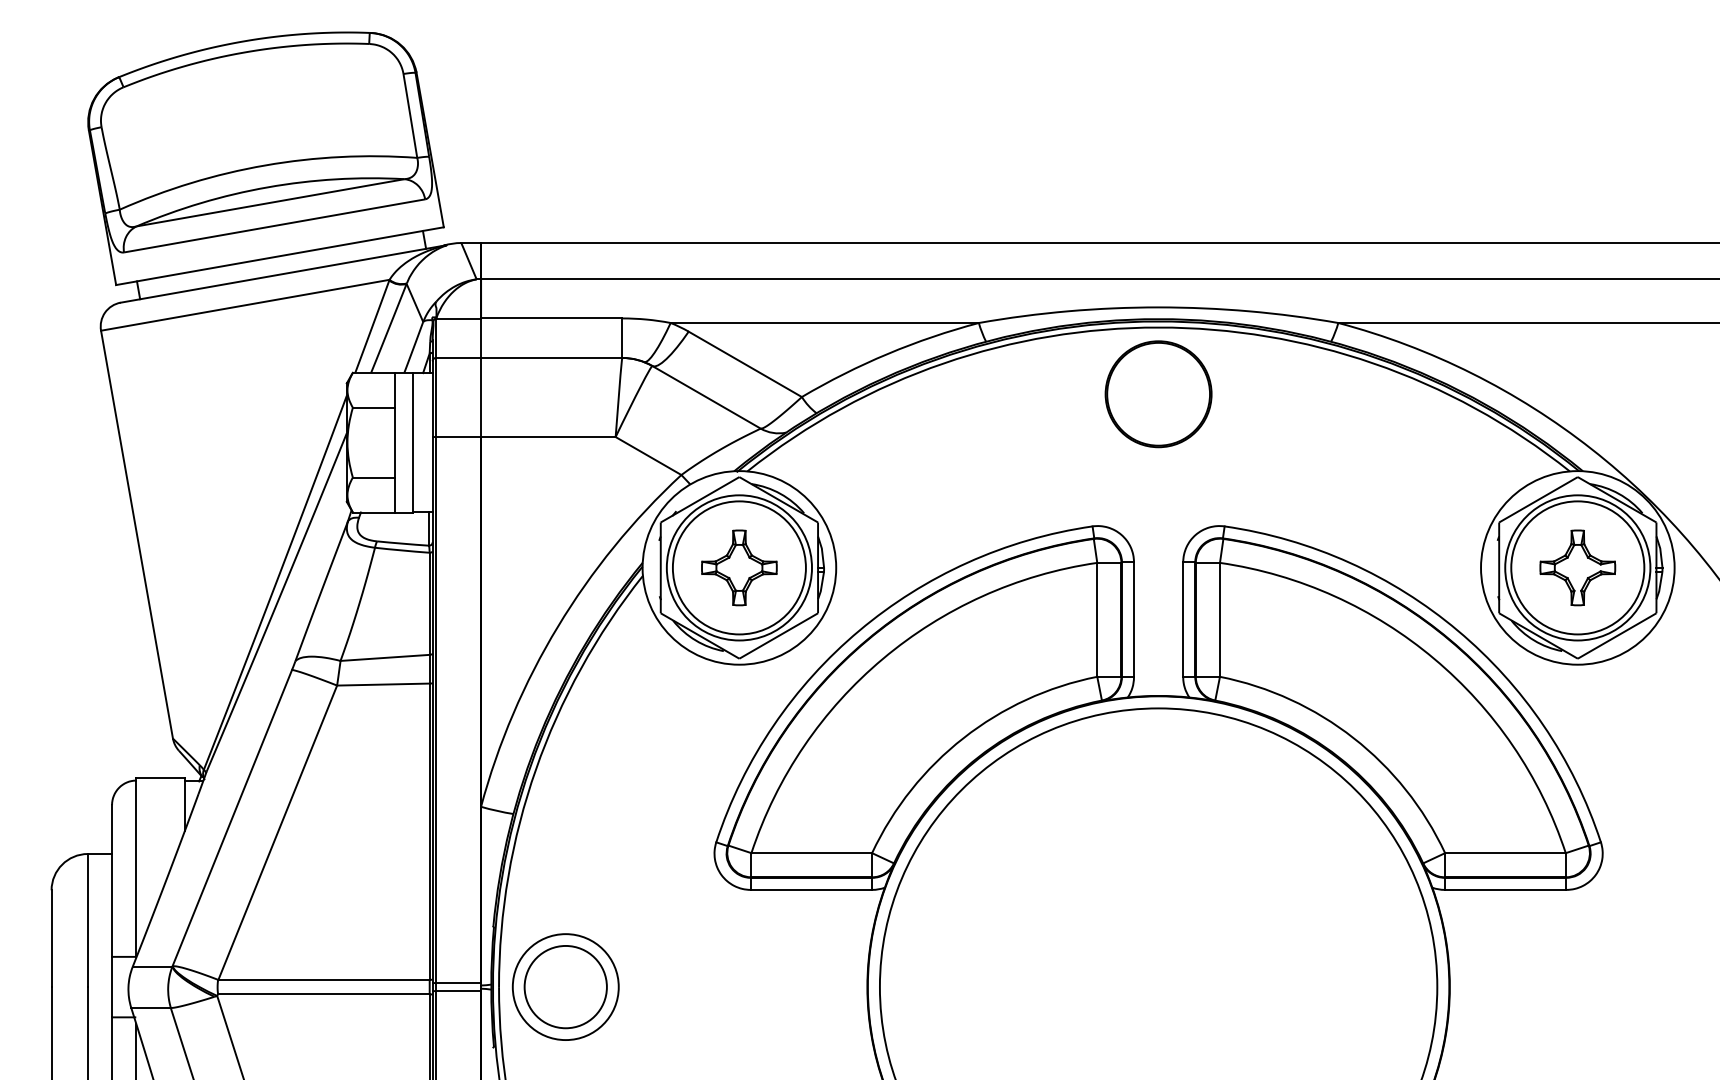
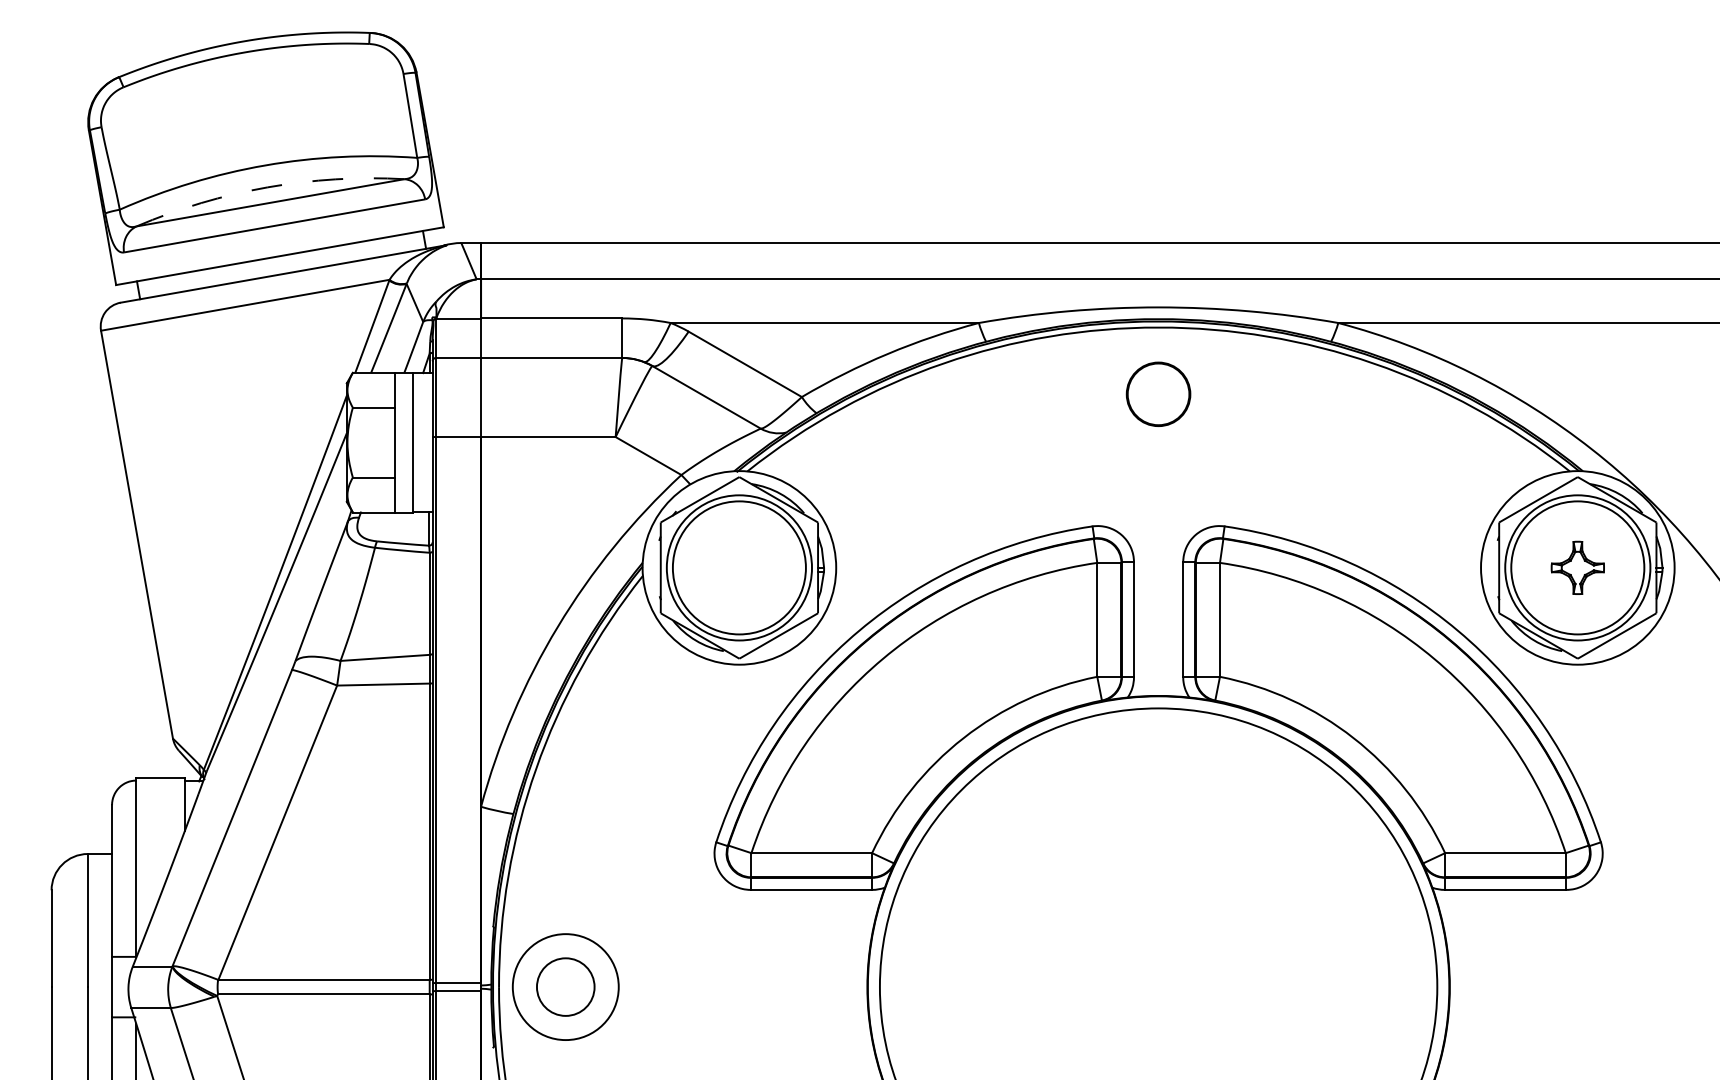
arc: solid -> dashed (267, 187)
part size: 109x109 px -> 67x66 px (1158, 393)
part: present -> none (739, 567)
part size: 78x78 px -> 55x55 px (1577, 567)
circle diameter: 82 px -> 58 px (565, 986)
